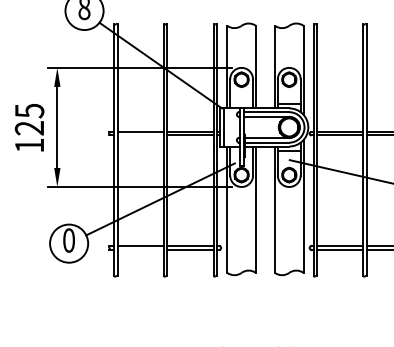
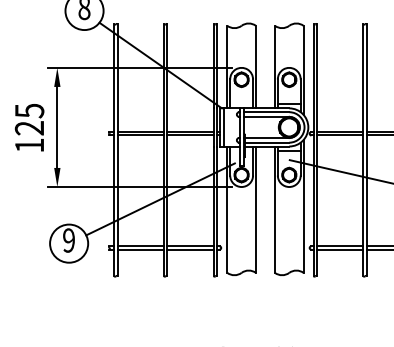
line: none -> present (140, 135)
text: 0 -> 9 (68, 240)
line: none -> present (140, 249)
